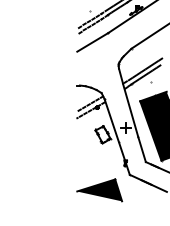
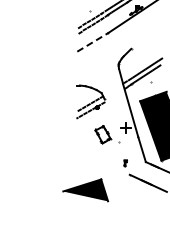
line: present -> none (148, 36)
line: solid -> dashed (93, 42)
line: present -> none (116, 136)
part position: (99, 190) -> (85, 190) (85, 190)
